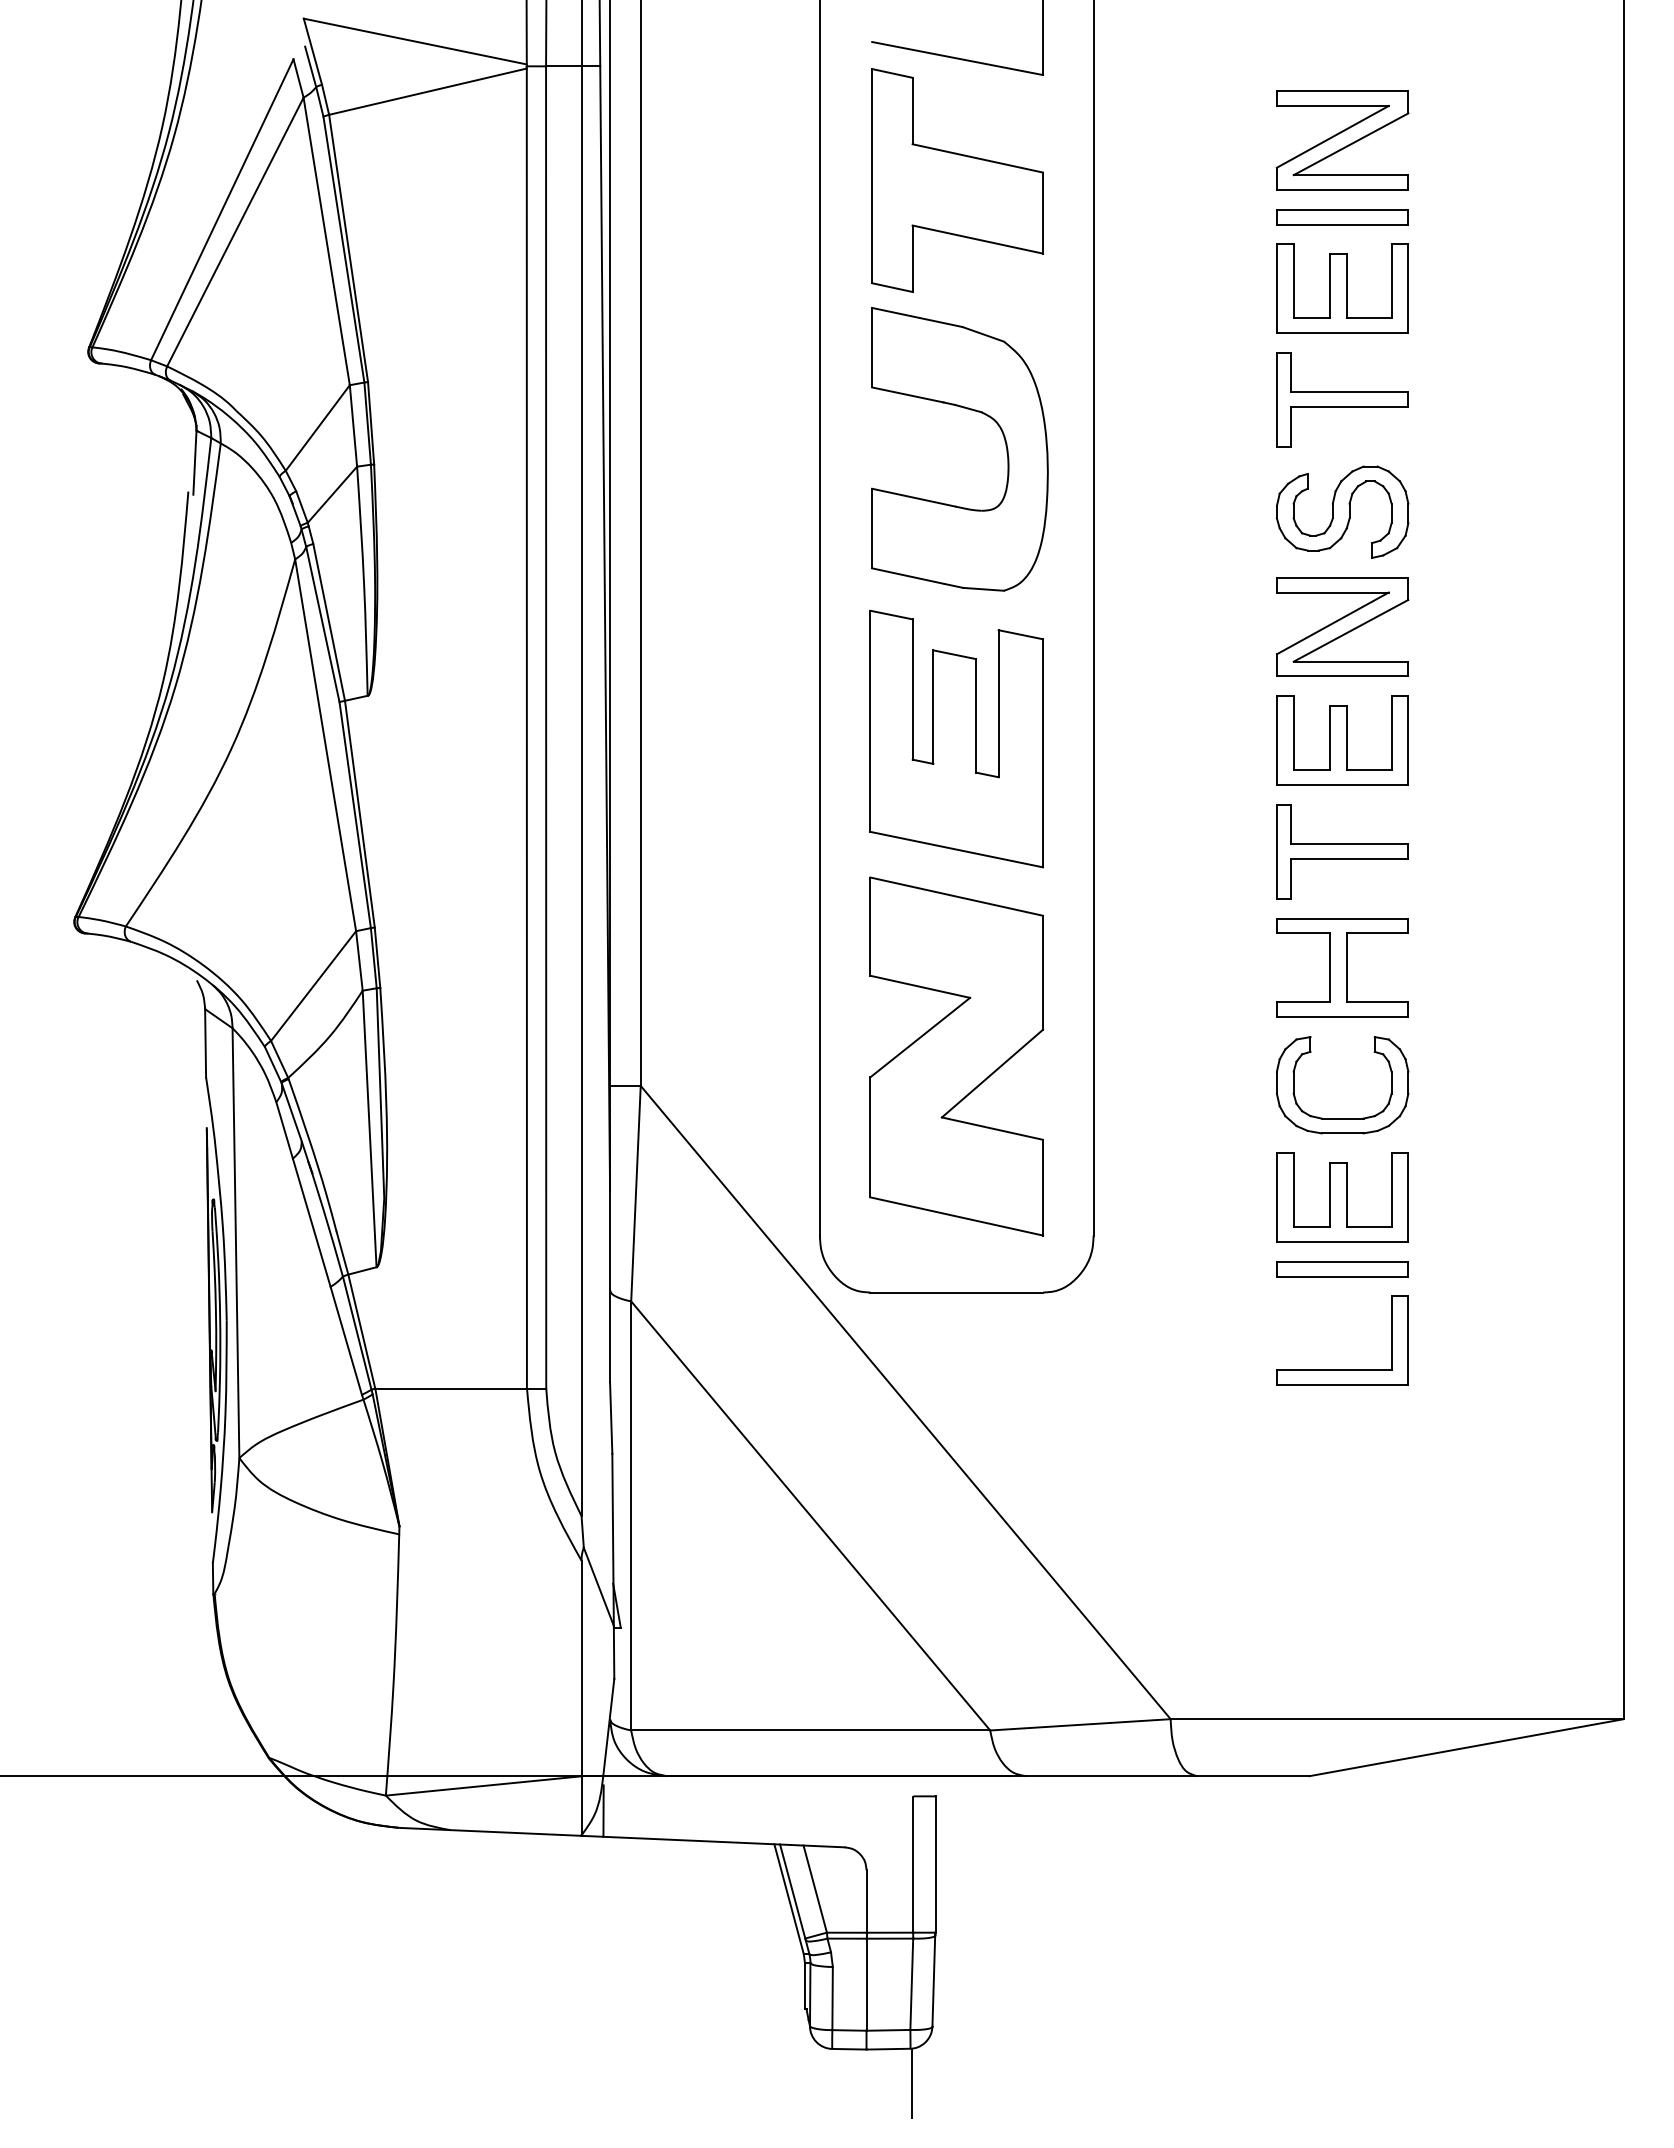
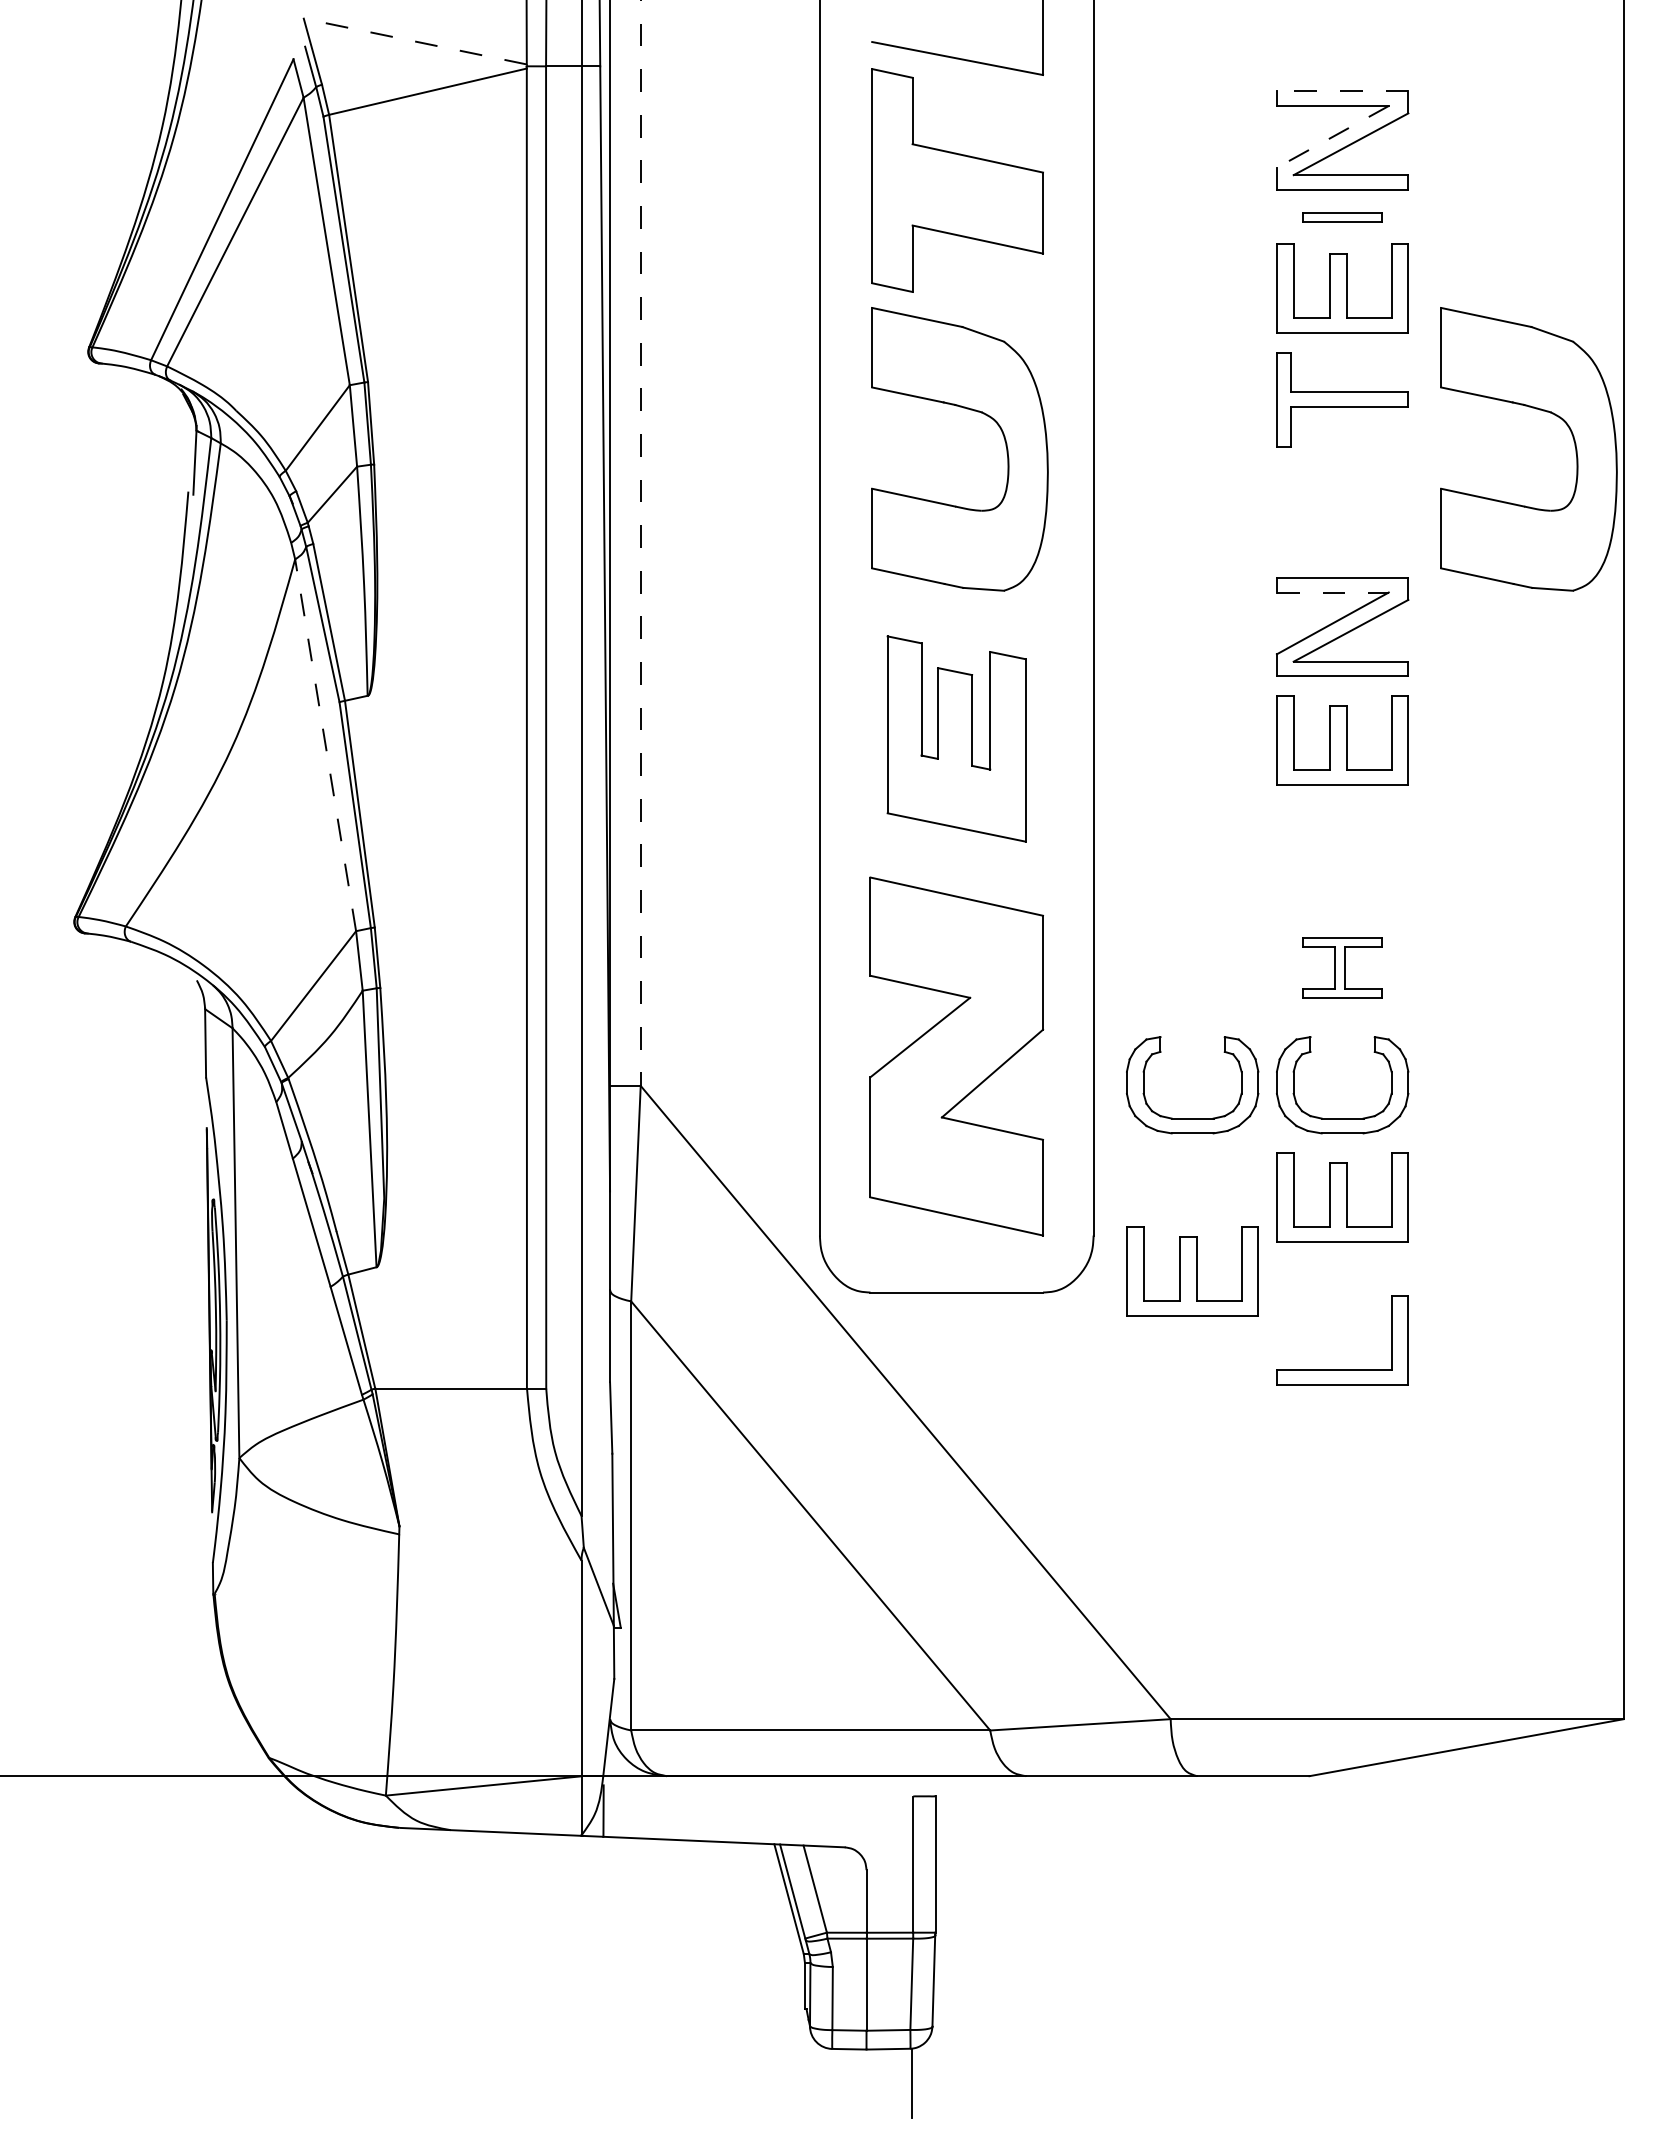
line: solid -> dashed (415, 41)
line: solid -> dashed (1342, 91)
line: solid -> dashed (1332, 136)
part size: 133x17 px -> 81x11 px (1342, 217)
part: none -> present (1539, 410)
part: present -> none (1342, 511)
line: solid -> dashed (640, 543)
line: solid -> dashed (1332, 592)
part size: 175x260 px -> 141x208 px (956, 738)
line: solid -> dashed (325, 744)
part: present -> none (1342, 851)
part size: 133x100 px -> 81x62 px (1342, 967)
part: none -> present (1192, 1118)
part: present -> none (1342, 1269)
part: none -> present (1192, 1271)
